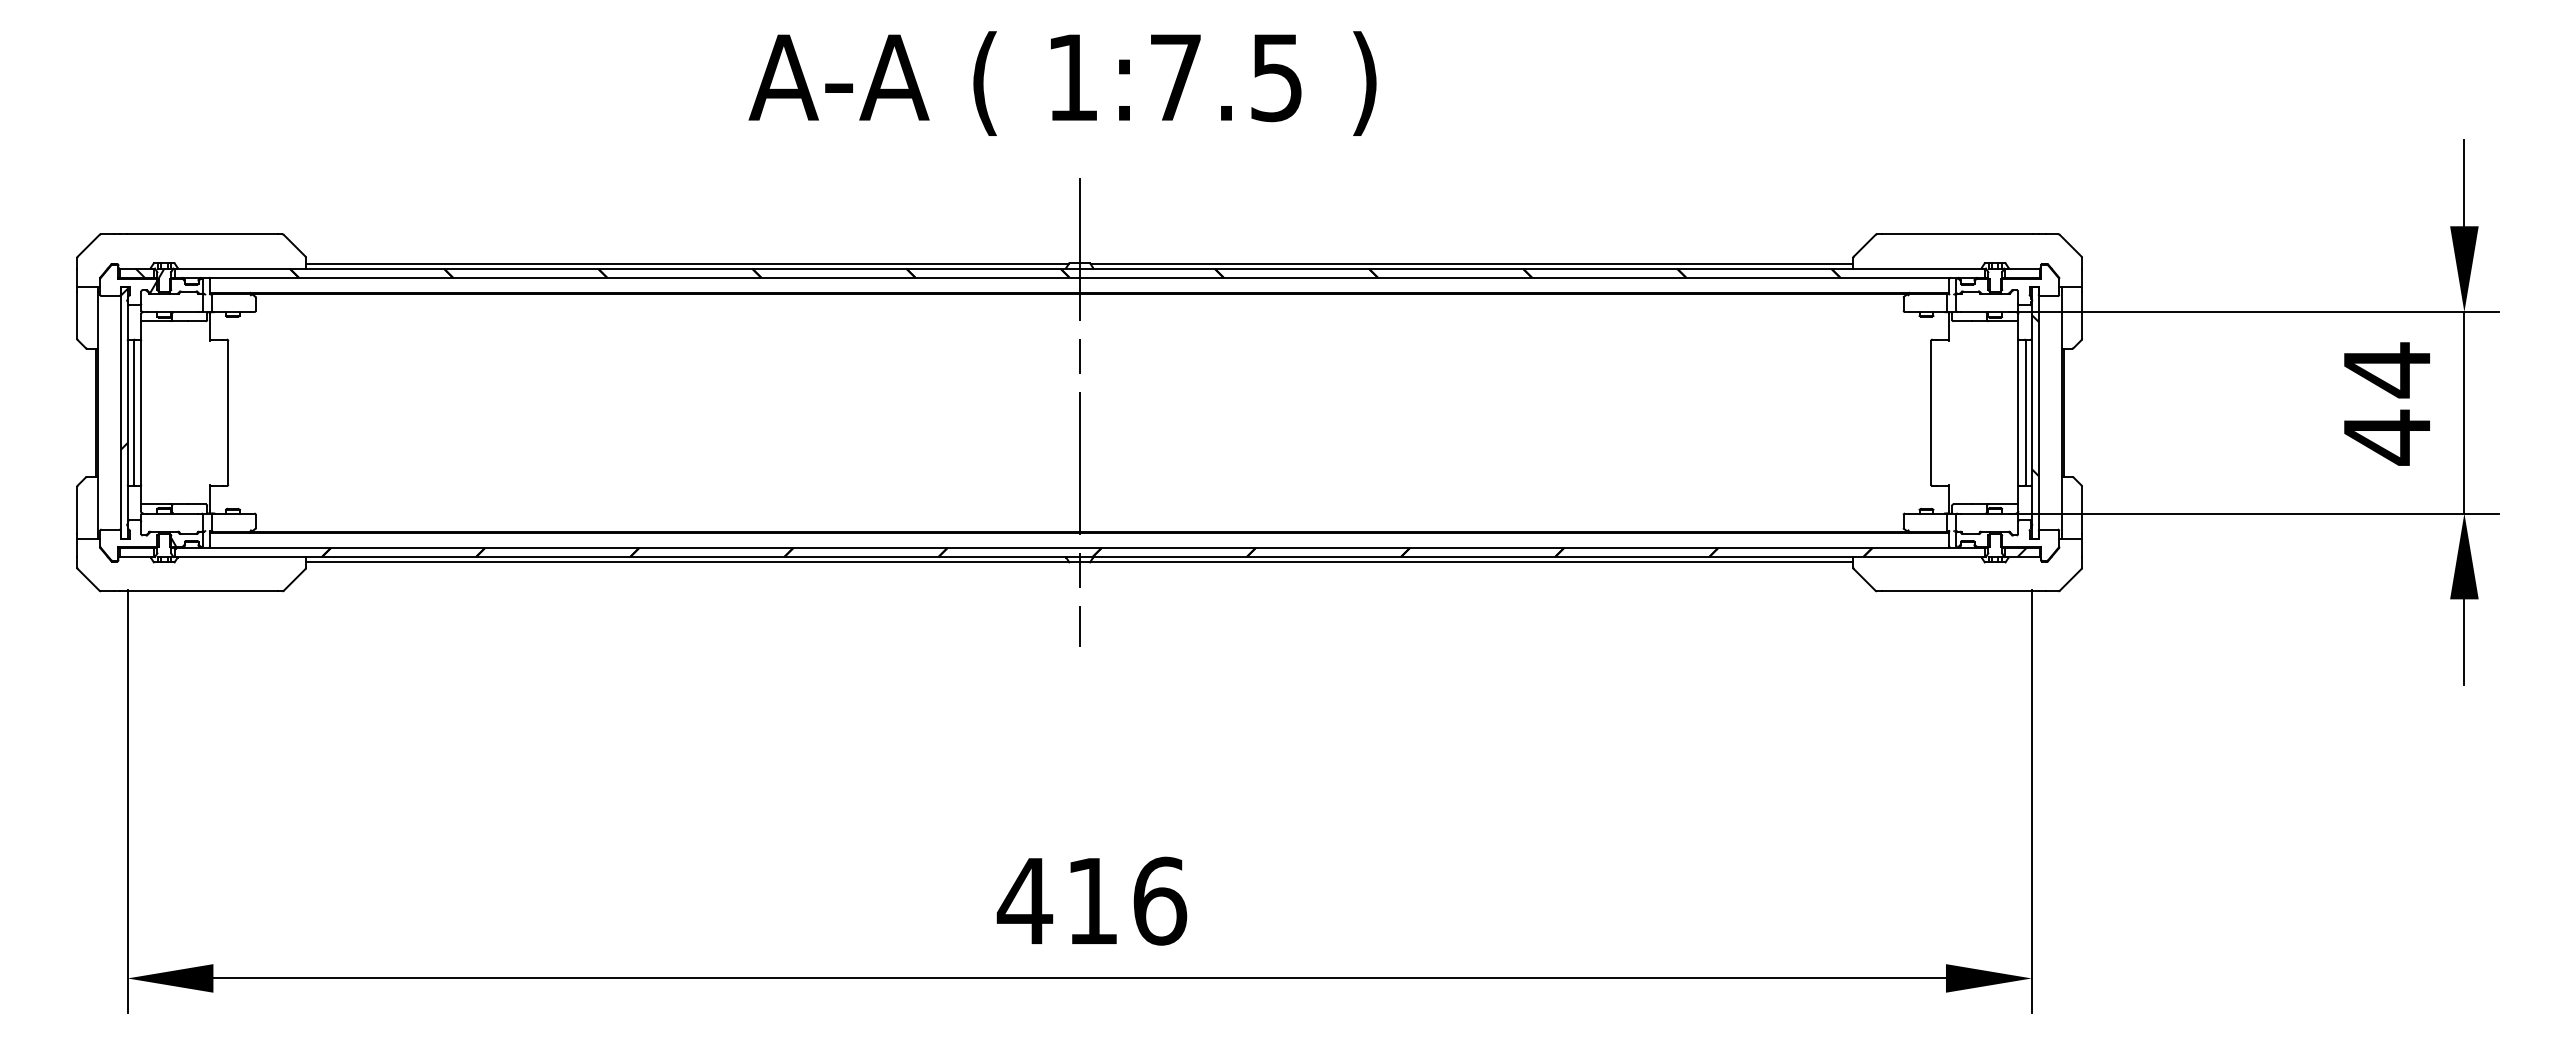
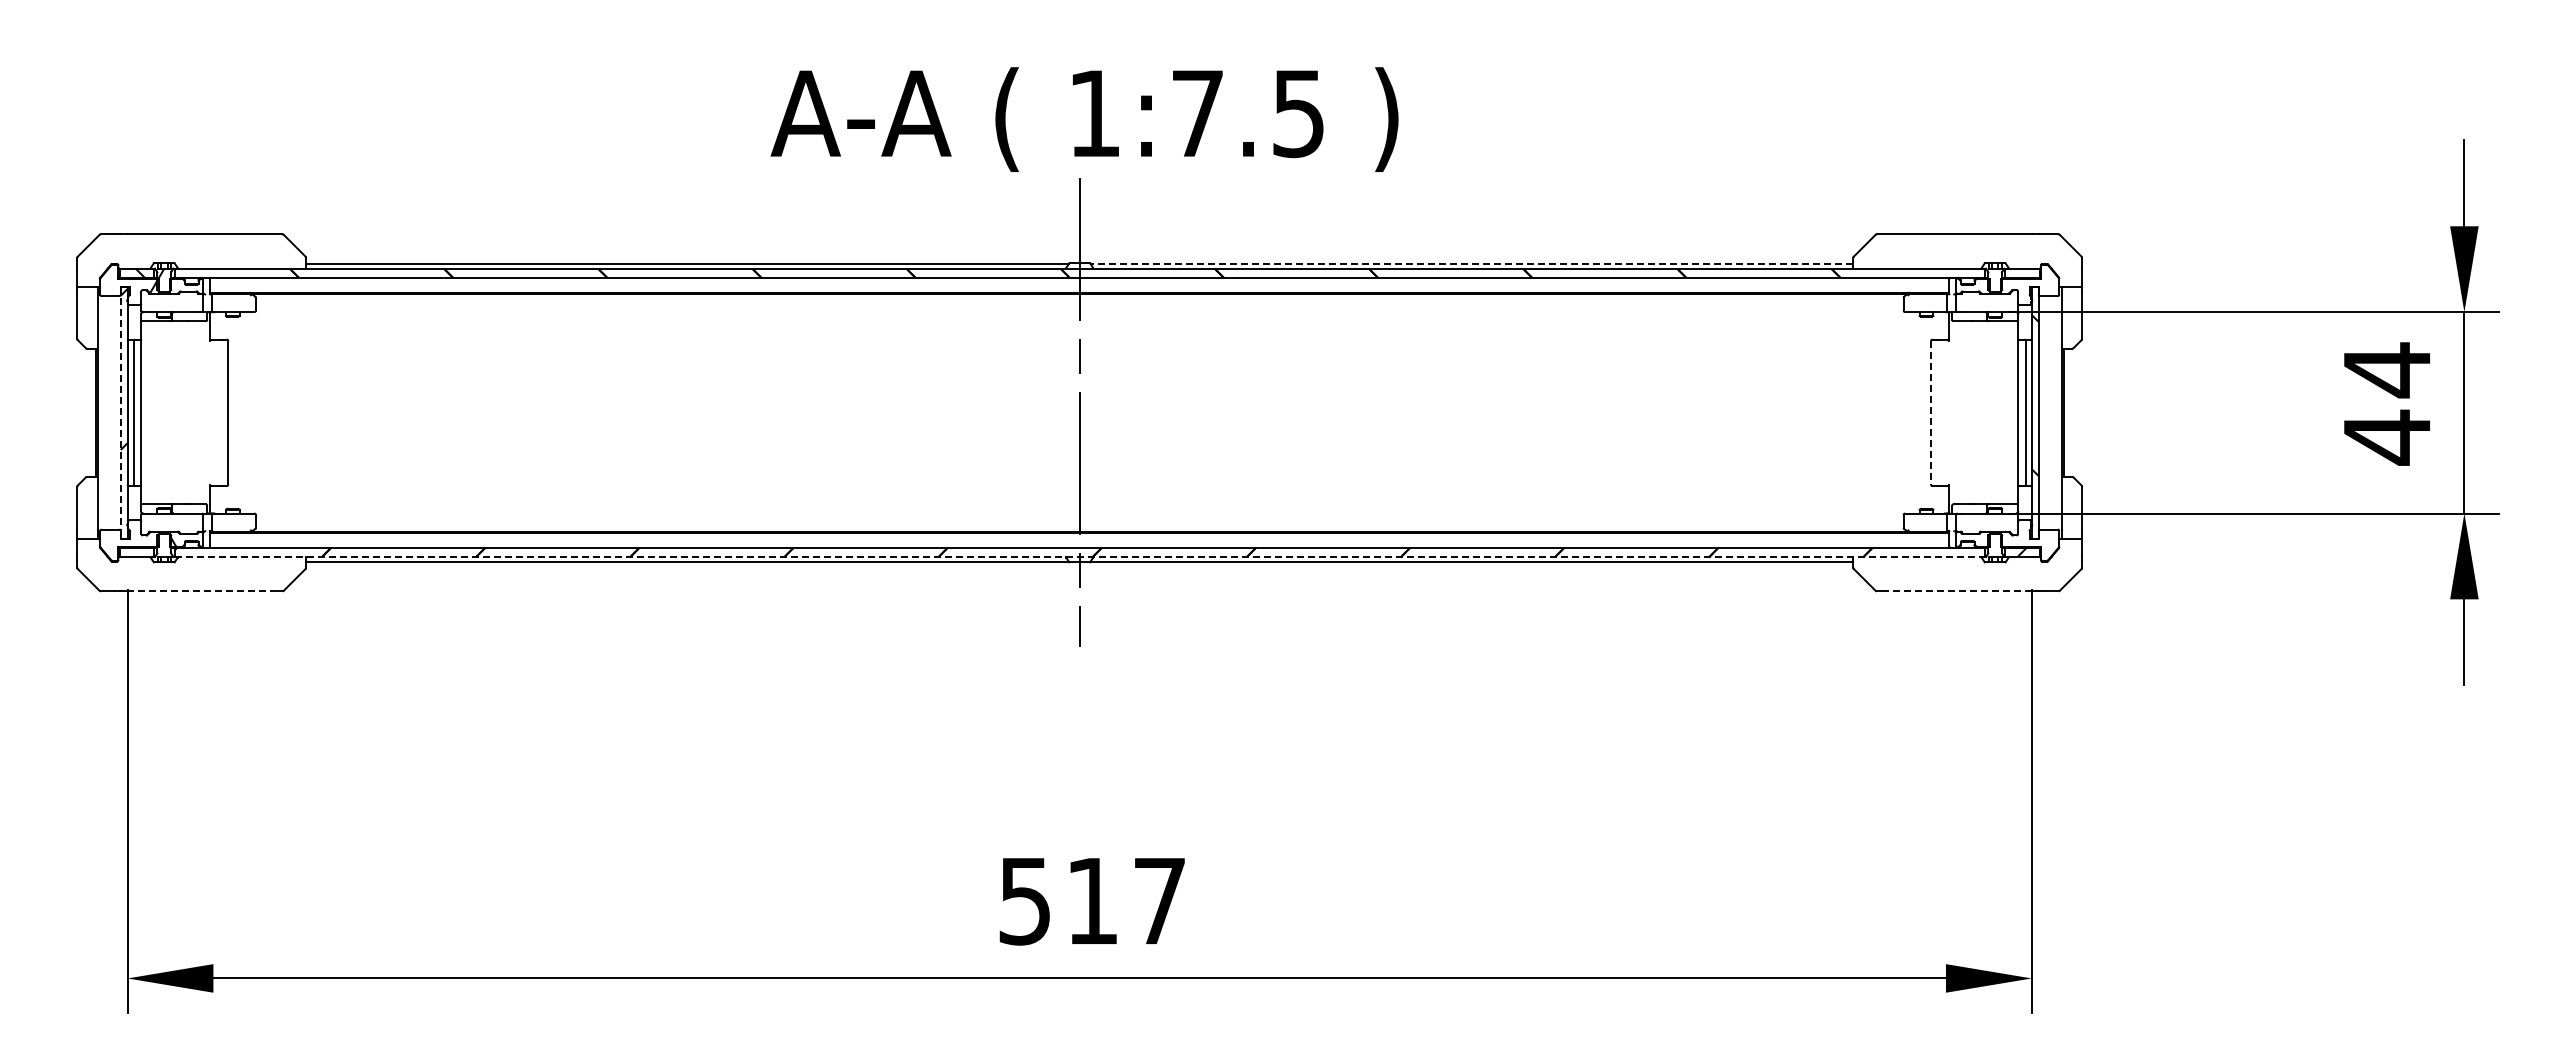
text position: (1062, 83) -> (1084, 119) (1084, 119)
line: solid -> dashed (1471, 264)
line: solid -> dashed (120, 412)
line: solid -> dashed (1931, 412)
line: solid -> dashed (1080, 557)
line: solid -> dashed (202, 591)
line: solid -> dashed (1957, 591)
text: 416 -> 517 (1091, 900)
